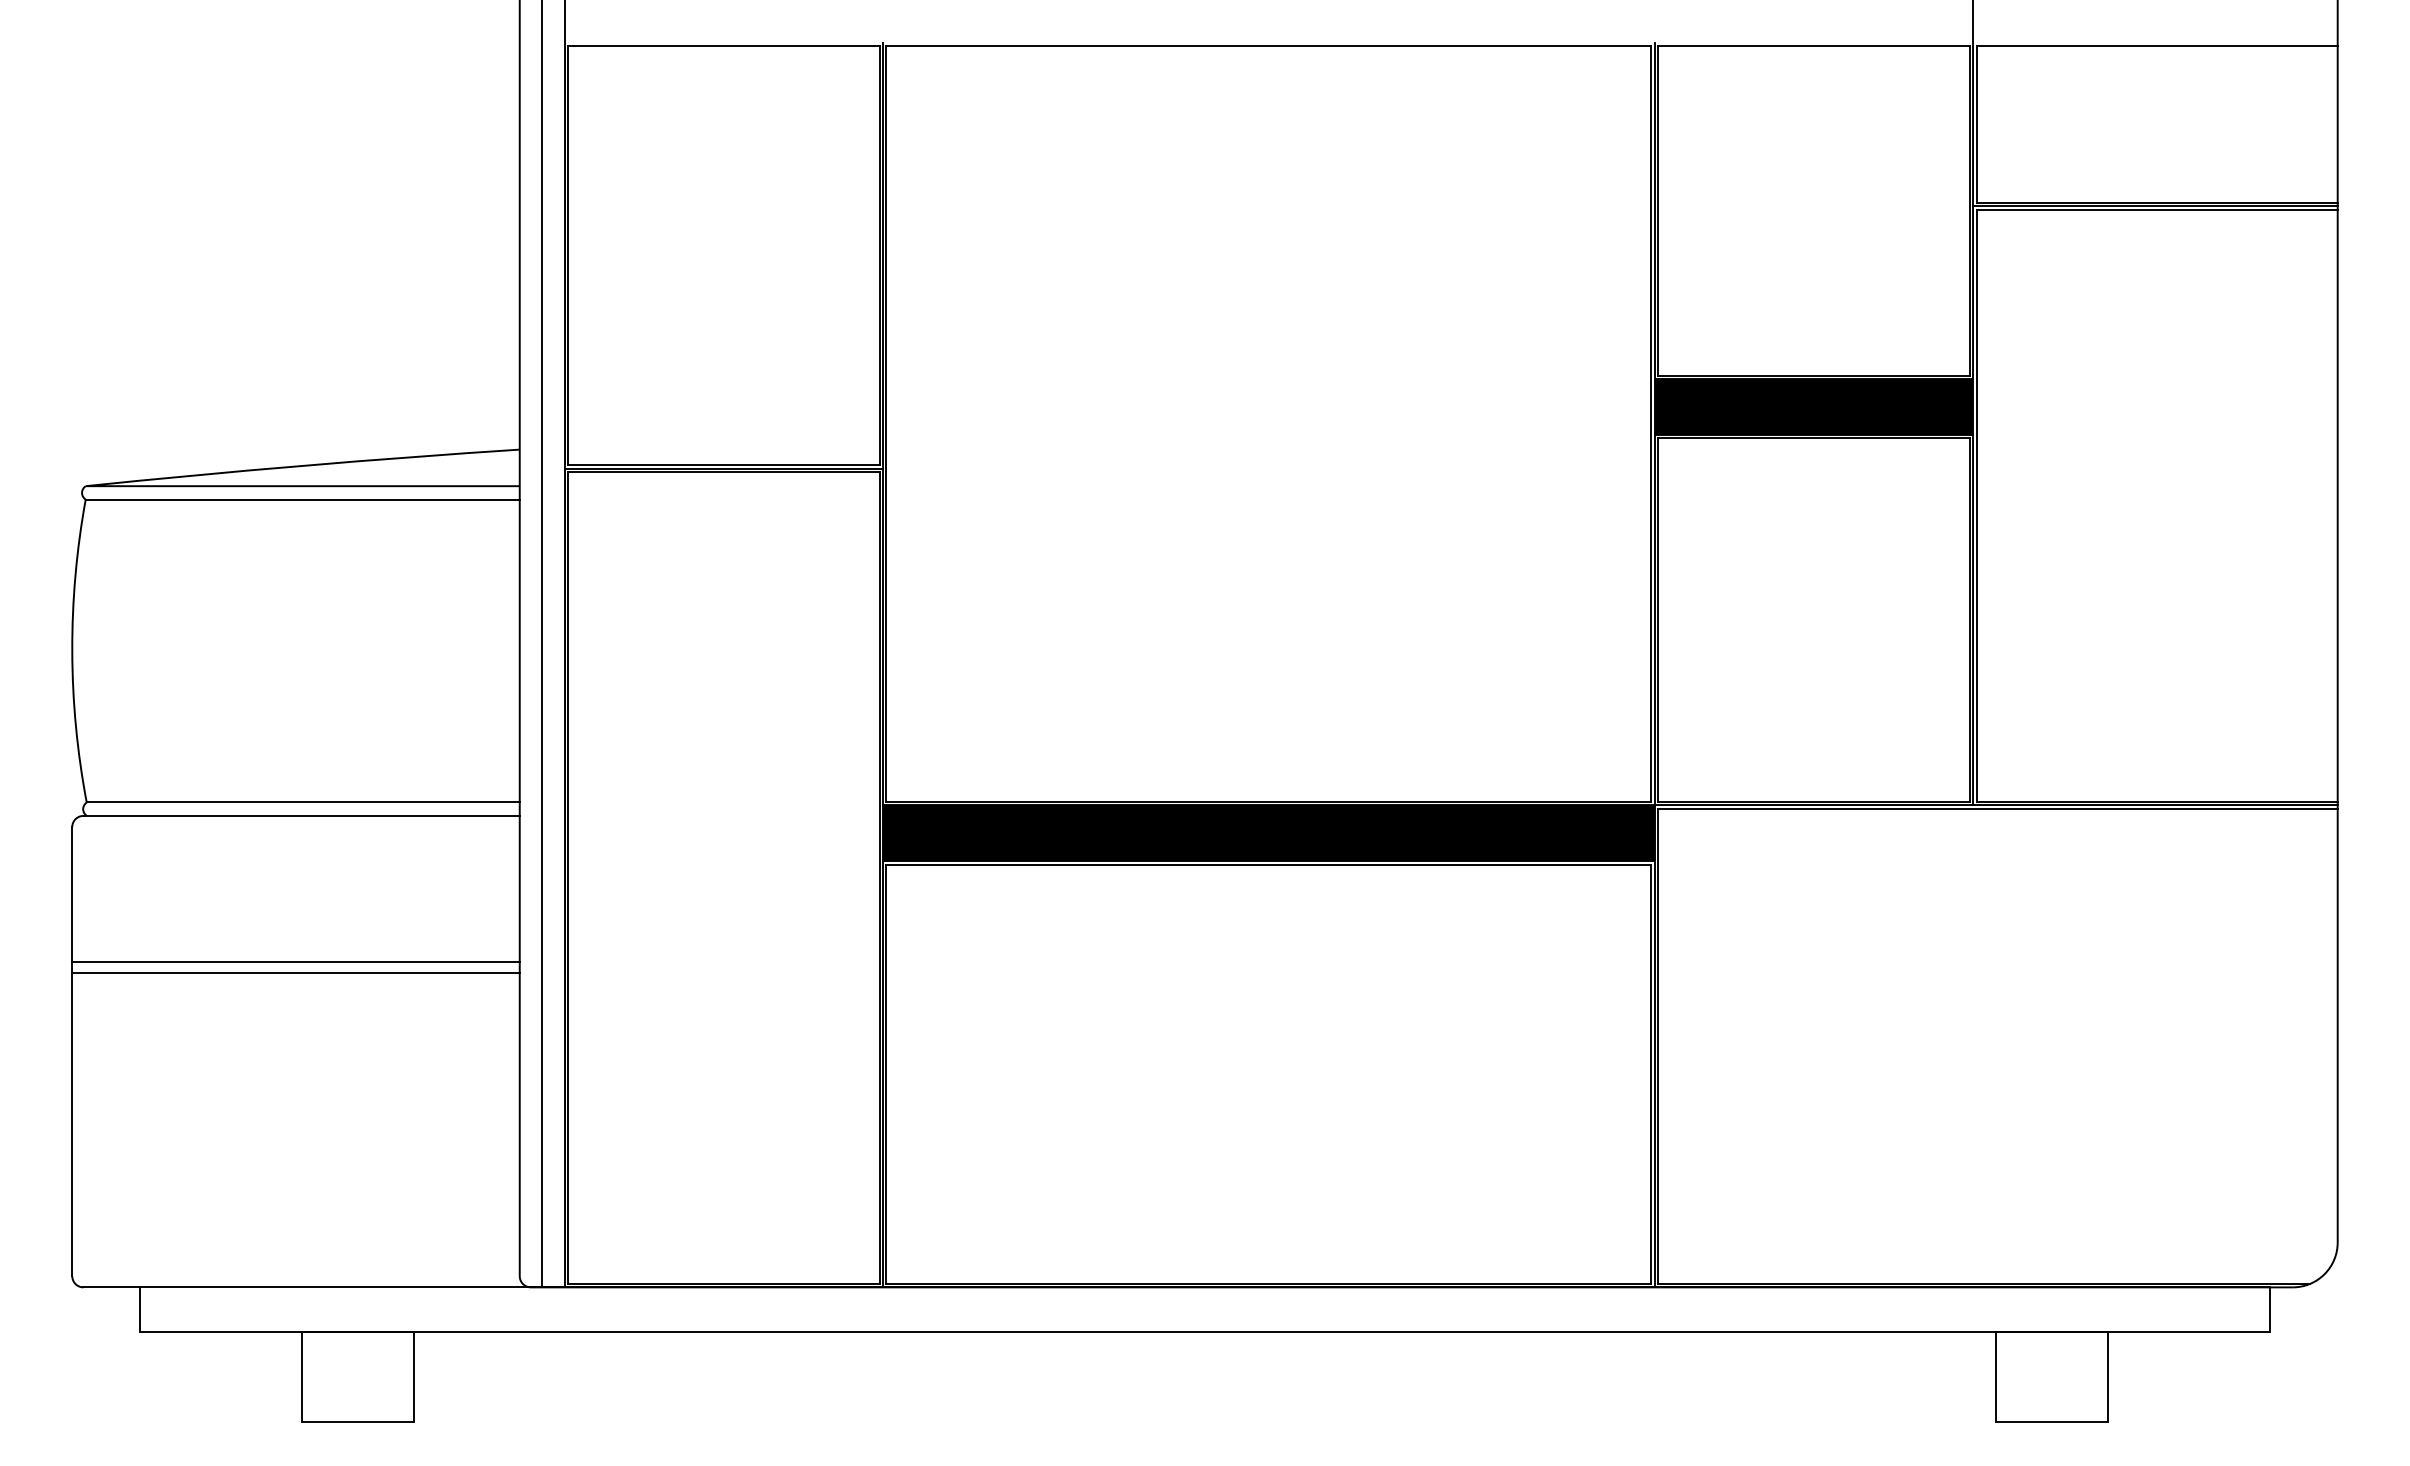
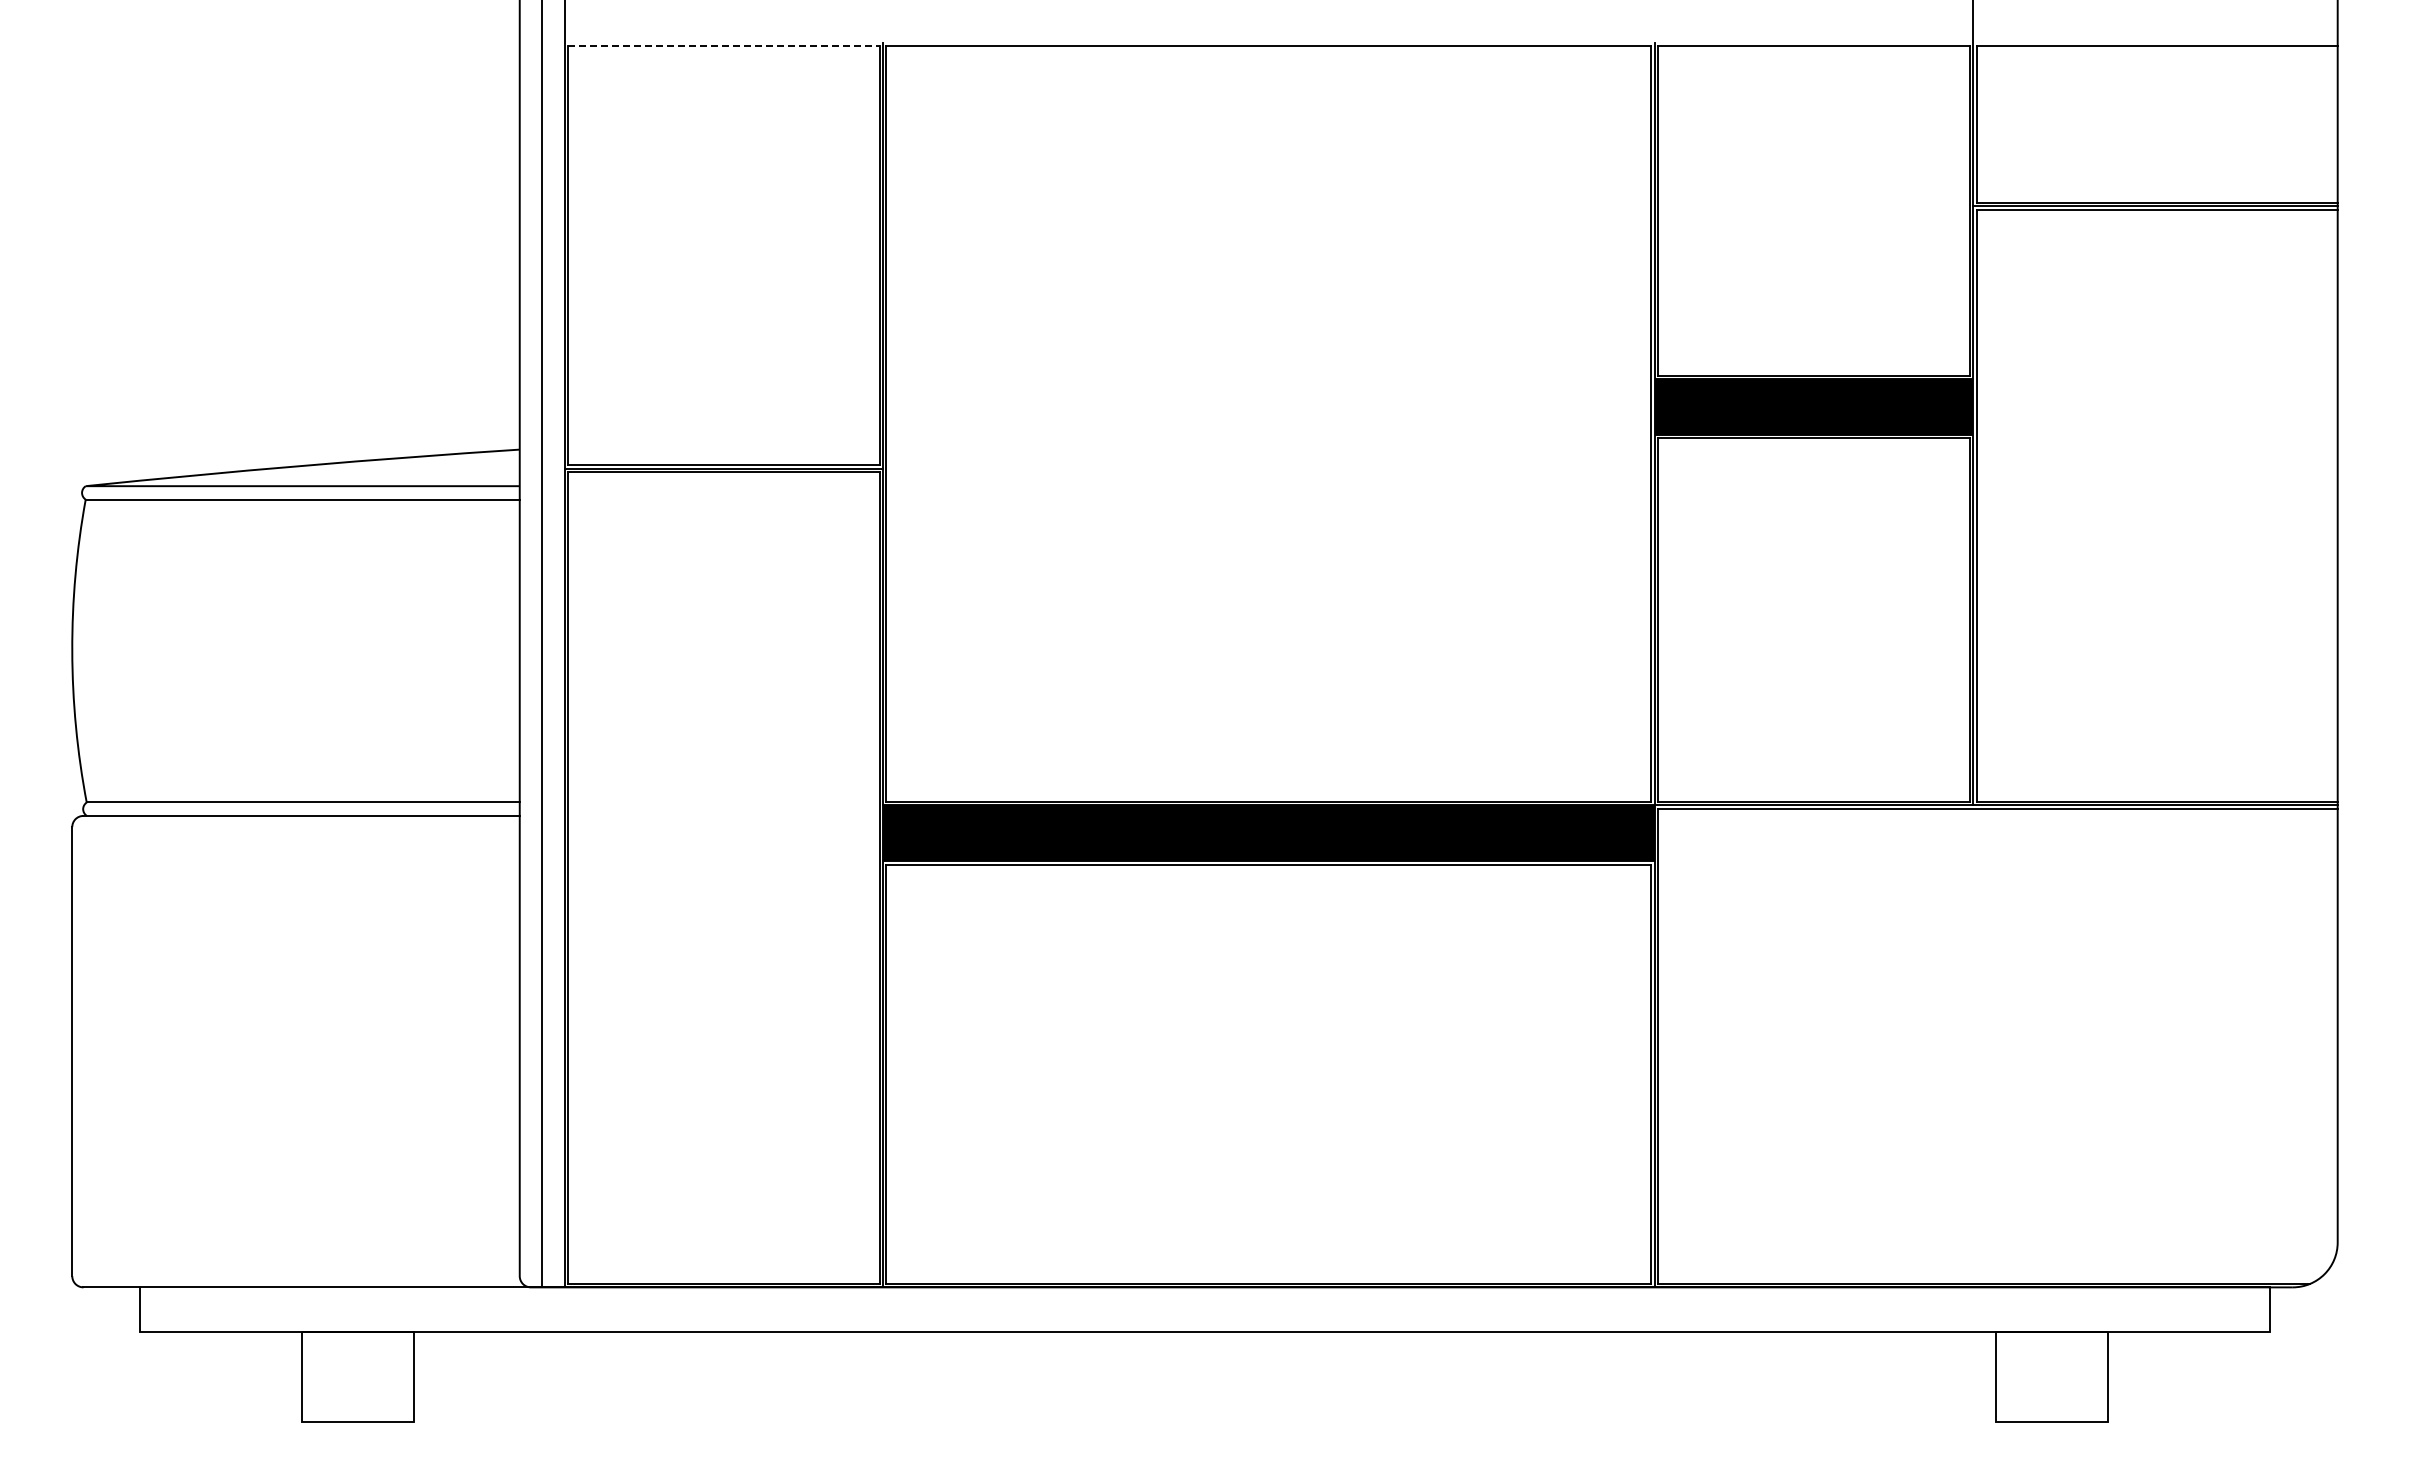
line: solid -> dashed (723, 45)
line: present -> none (295, 962)
line: present -> none (295, 973)
